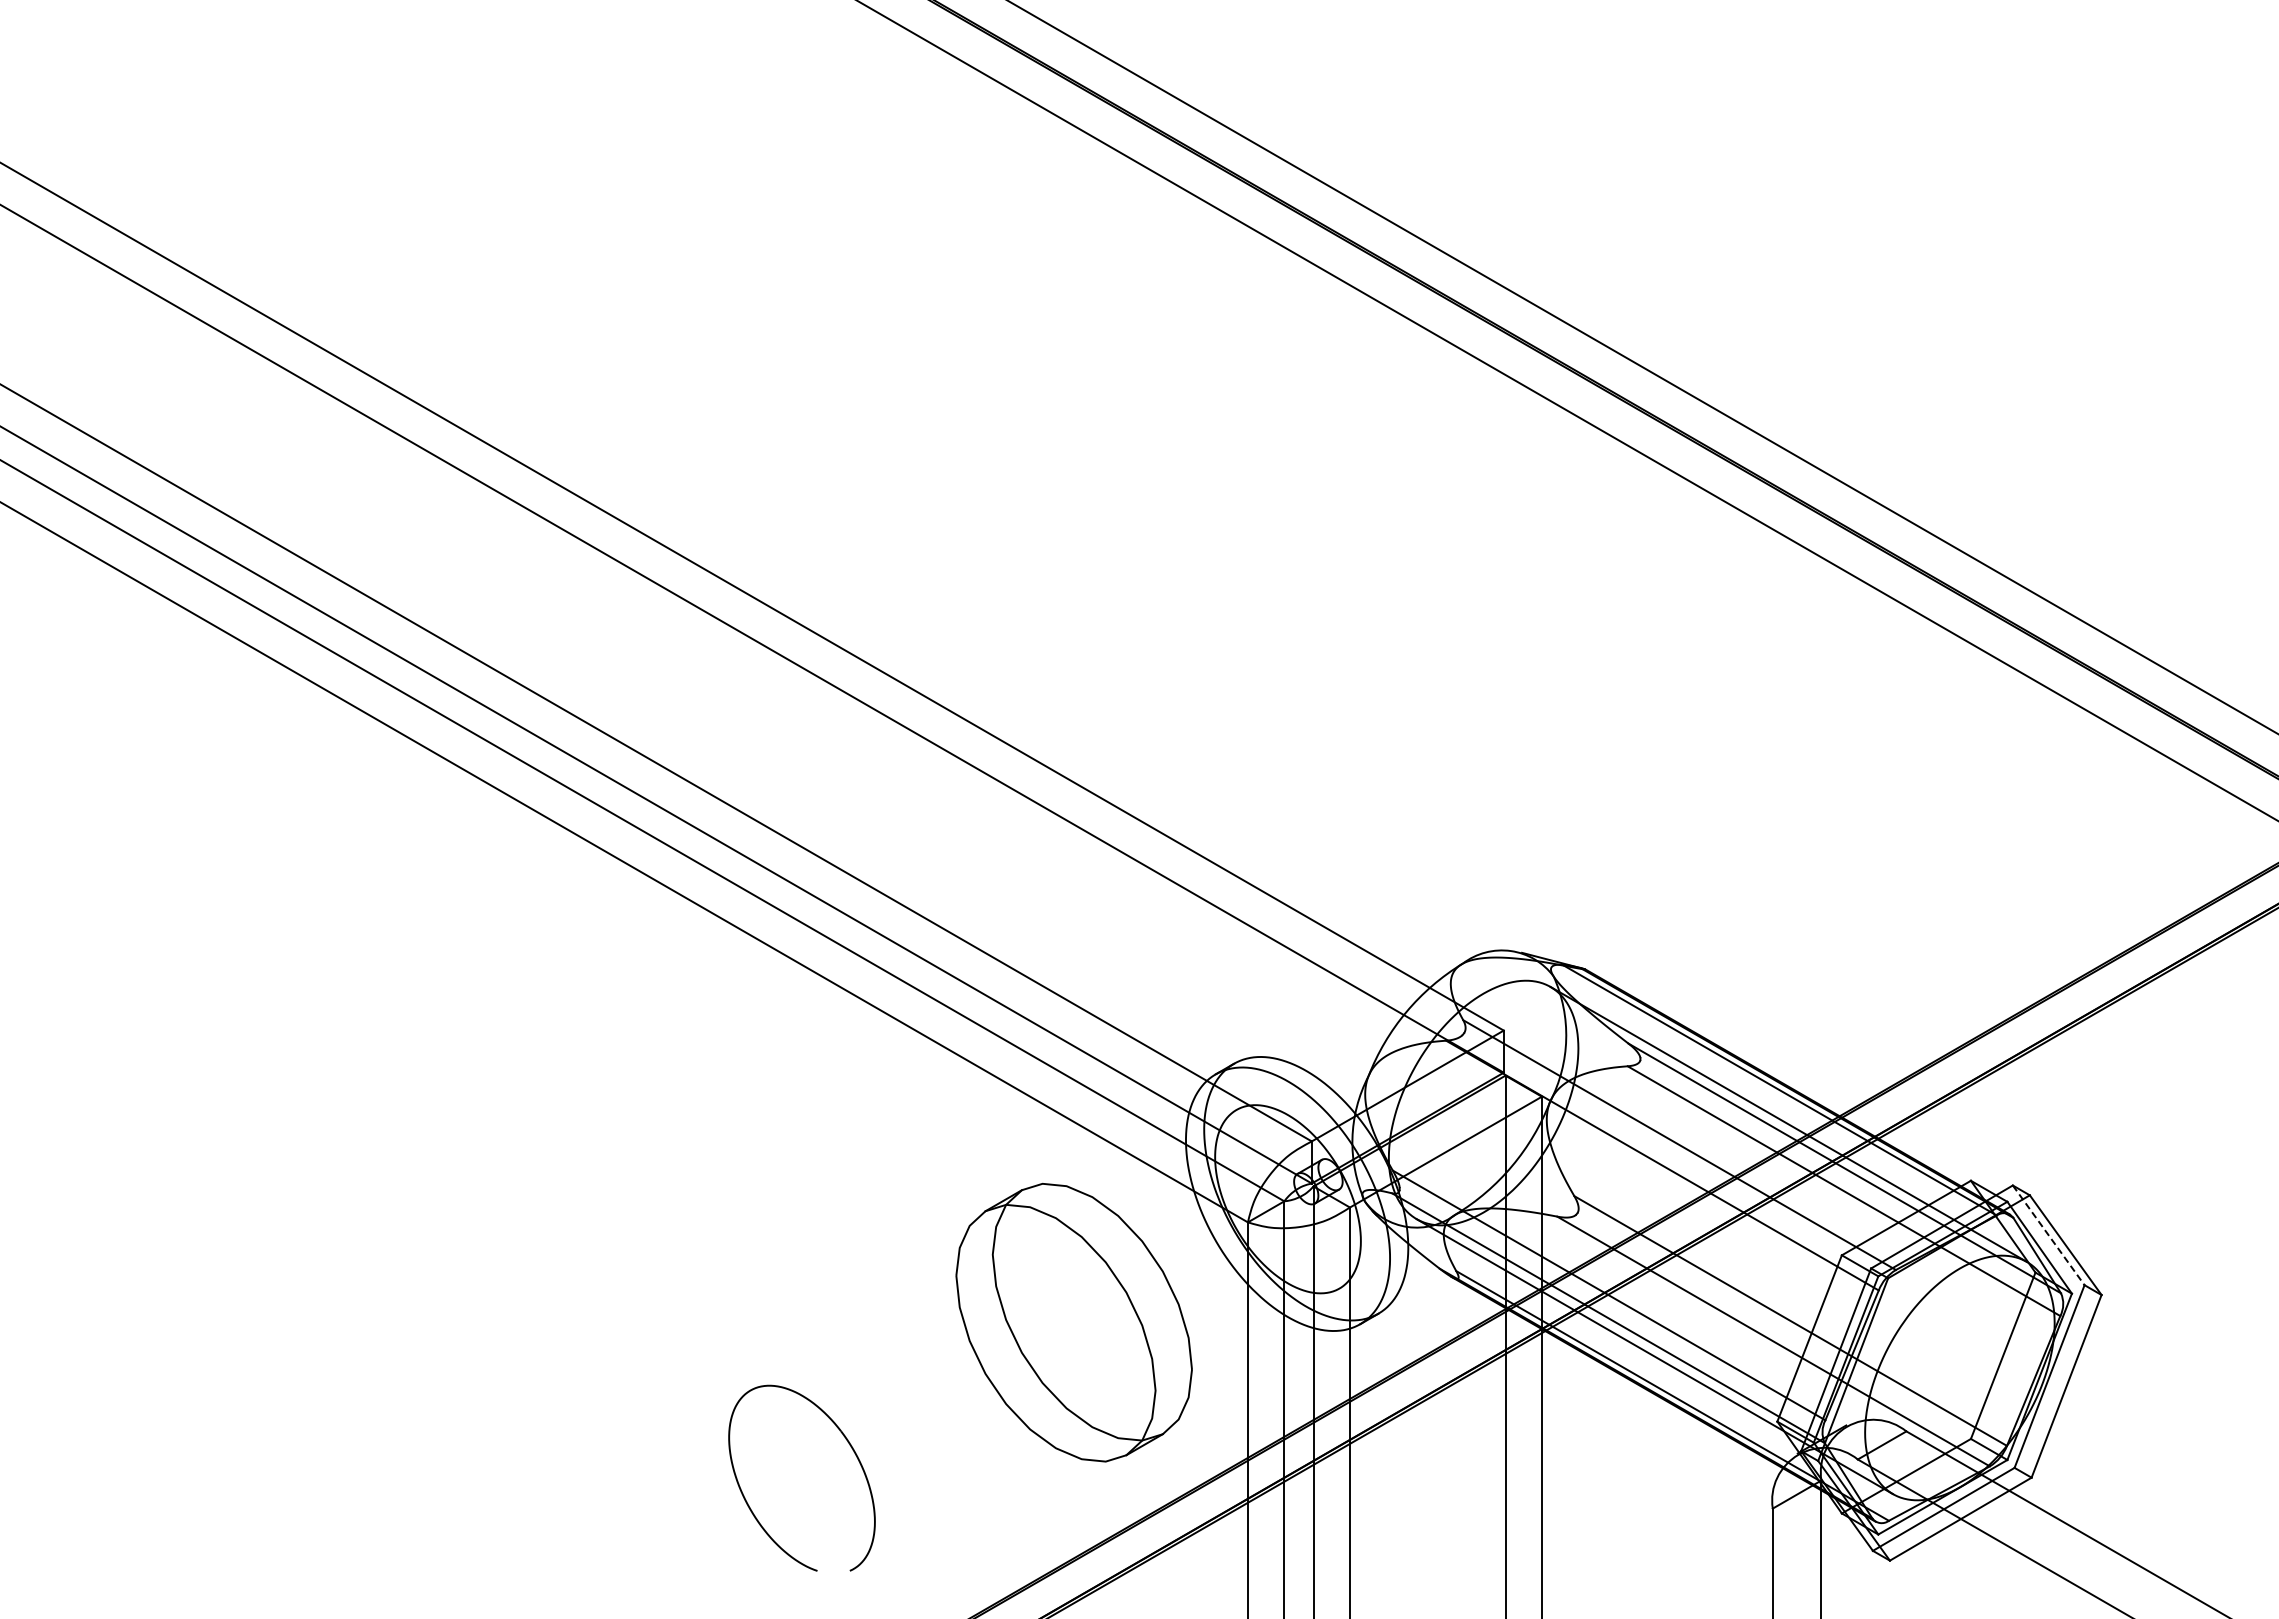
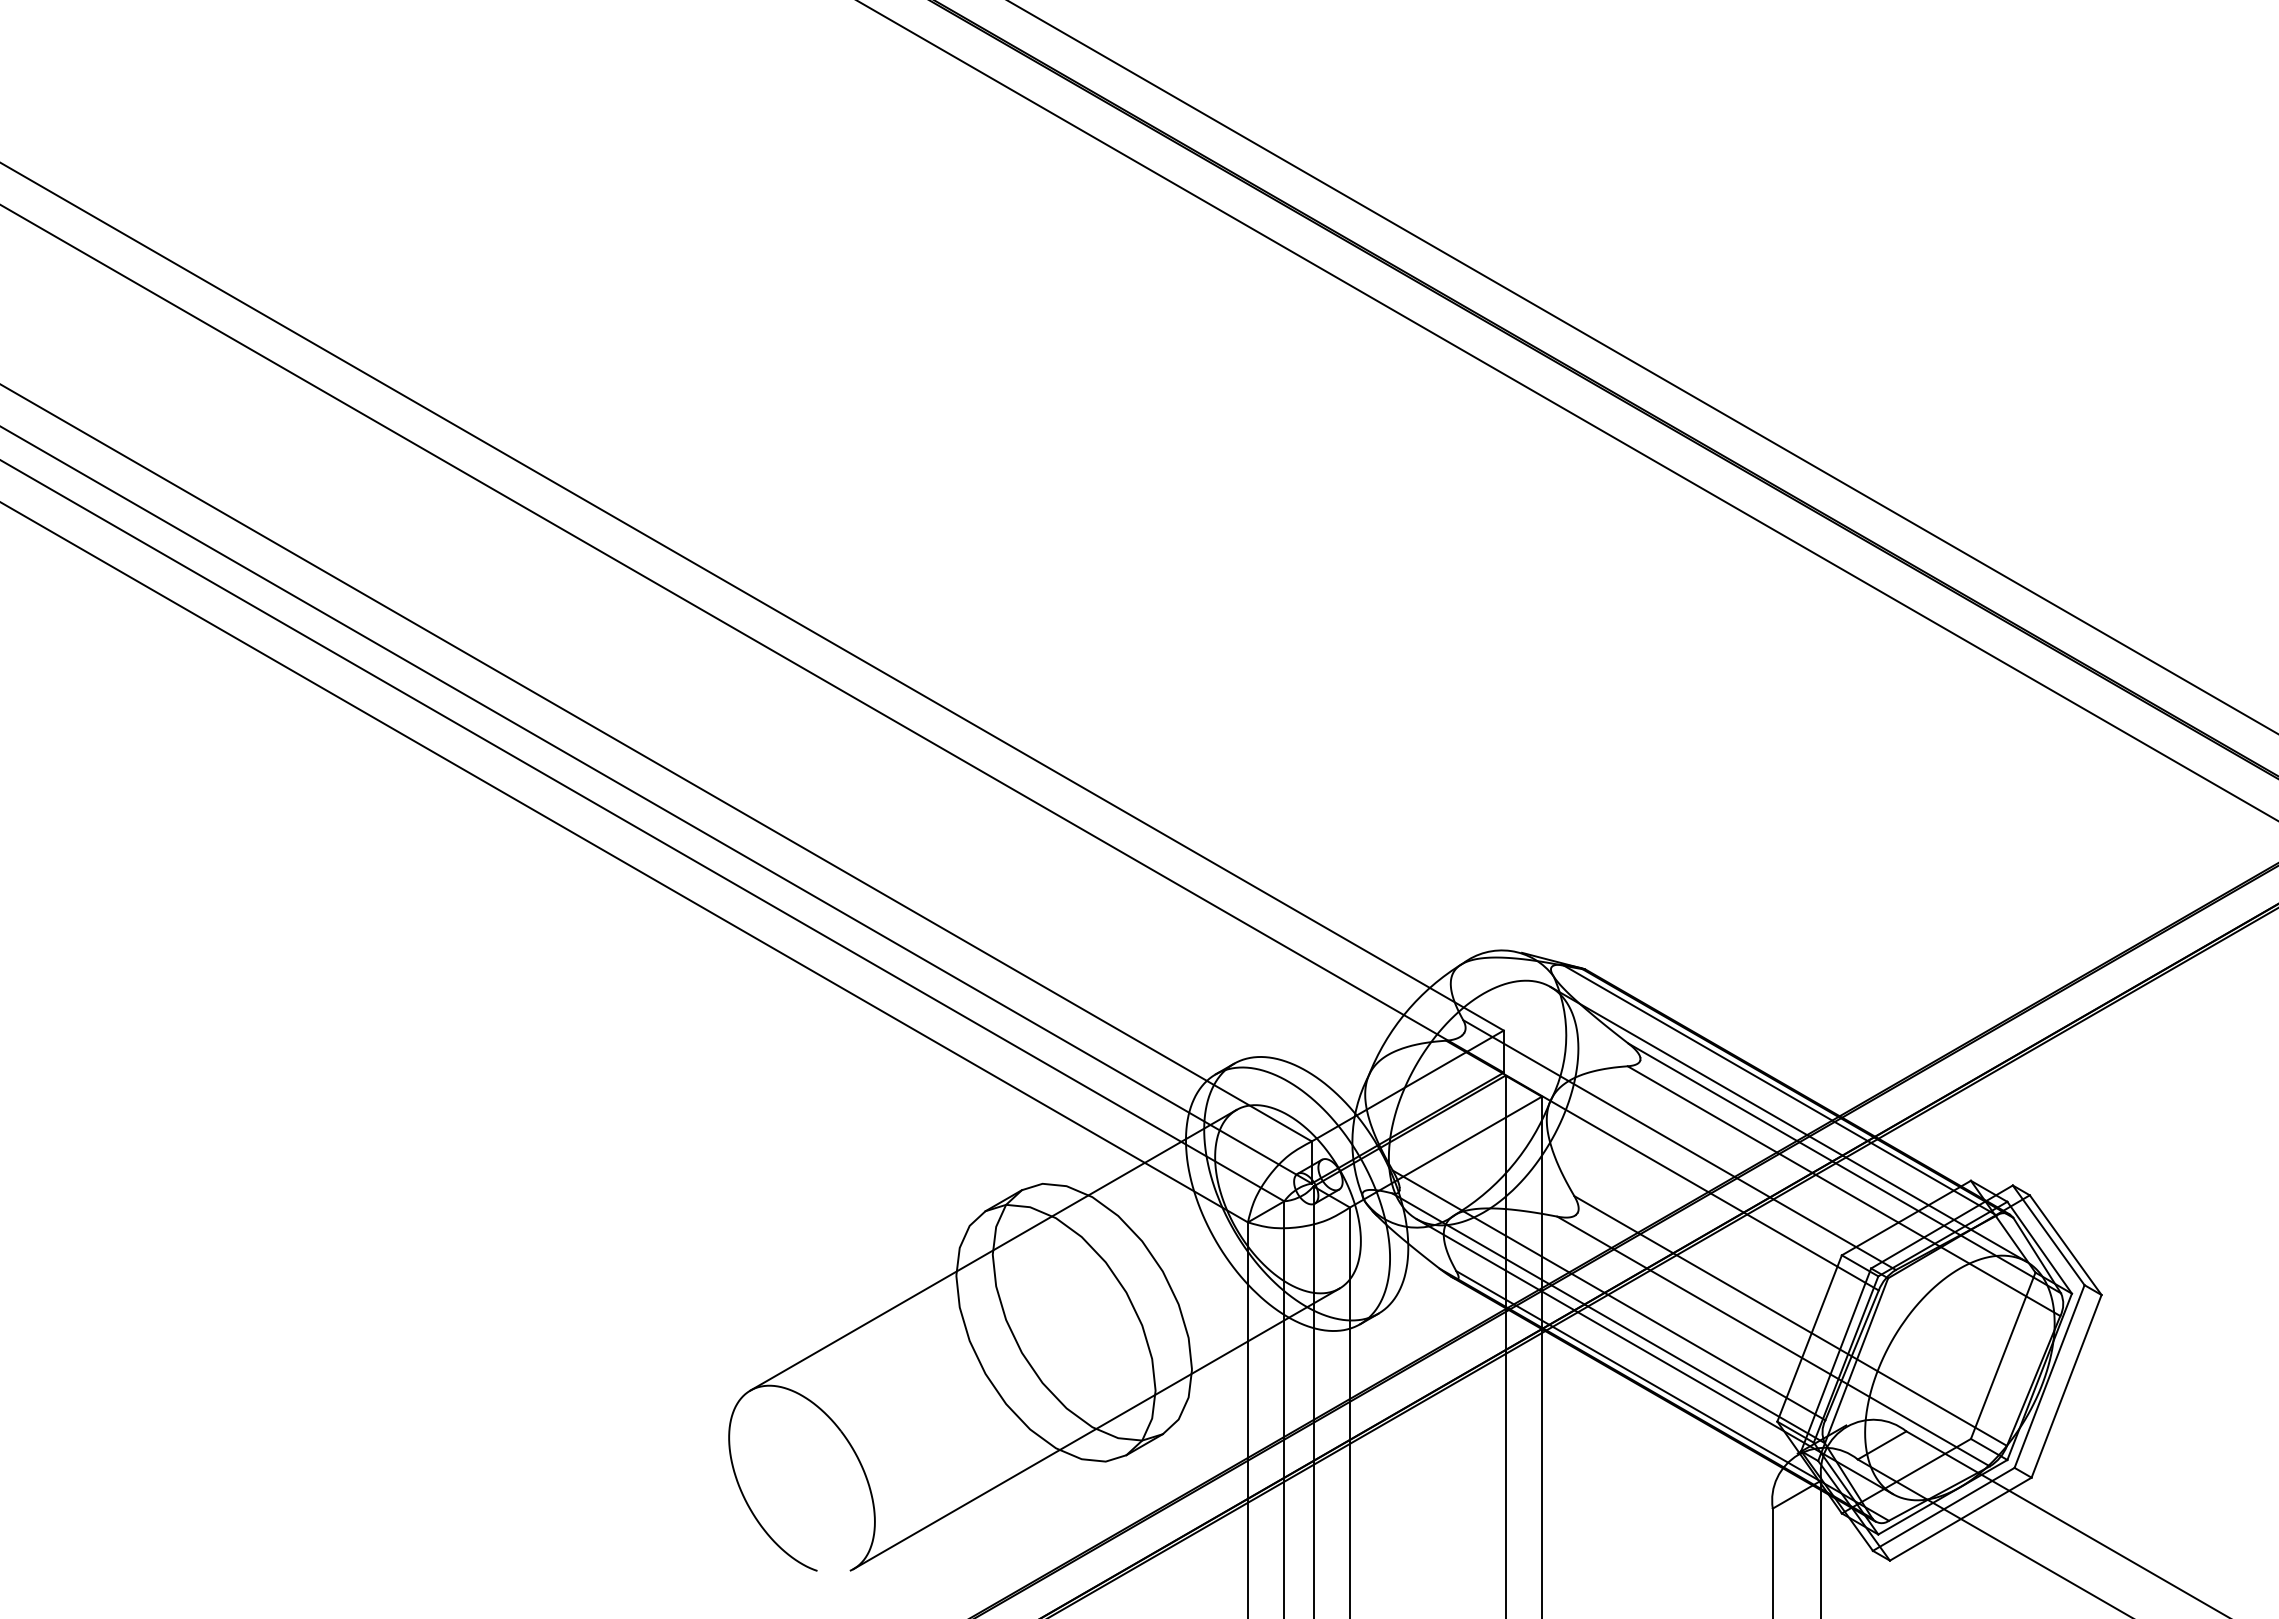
line: dashed -> solid (2049, 1235)
line: none -> present (993, 1249)
line: none -> present (1096, 1428)
